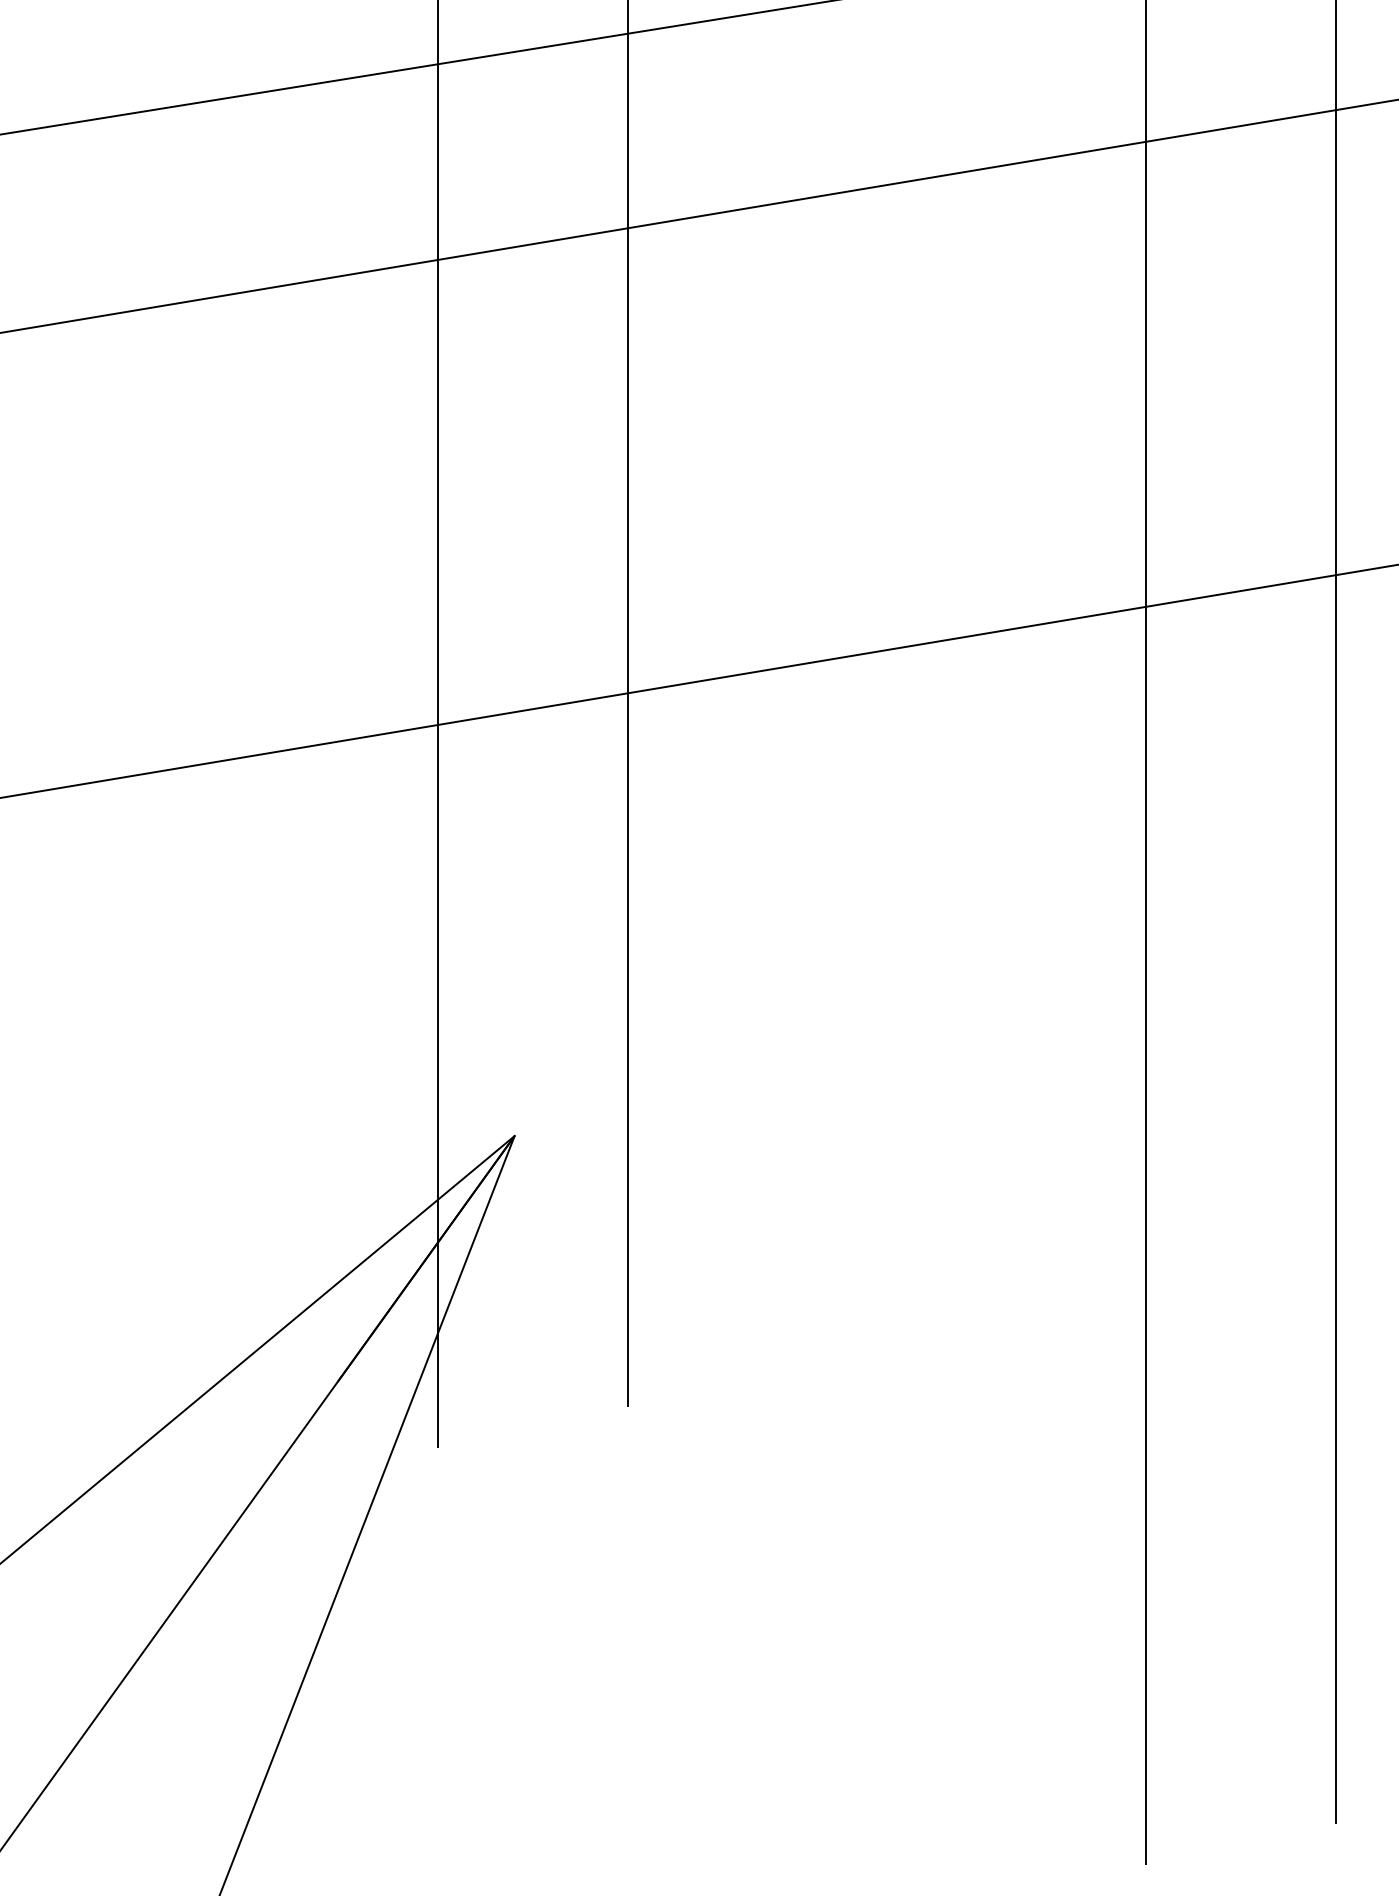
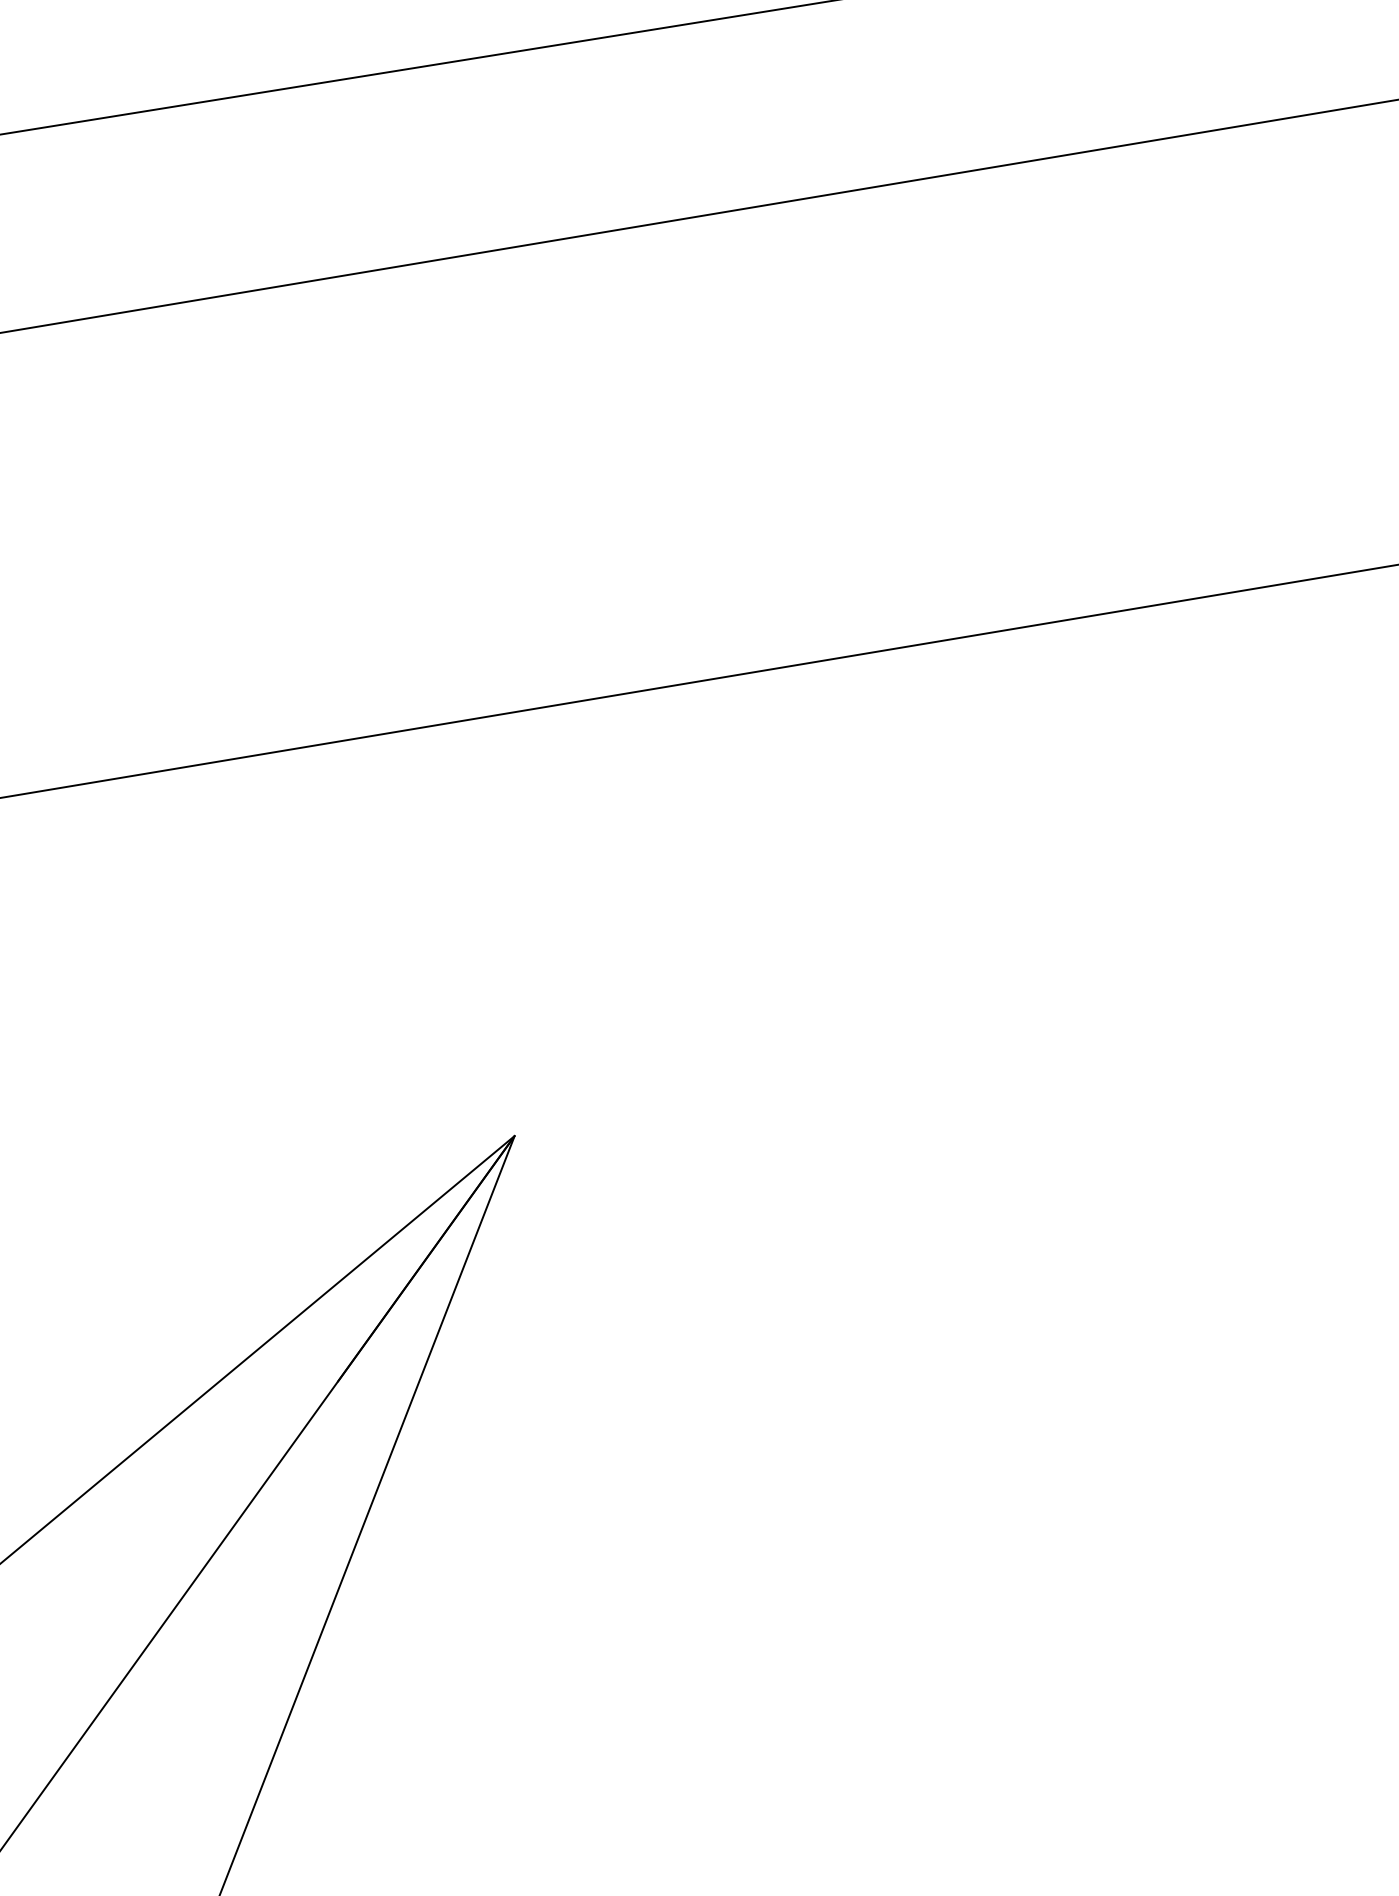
line: present -> none (627, 704)
line: present -> none (438, 725)
line: present -> none (1336, 912)
line: present -> none (1146, 933)
